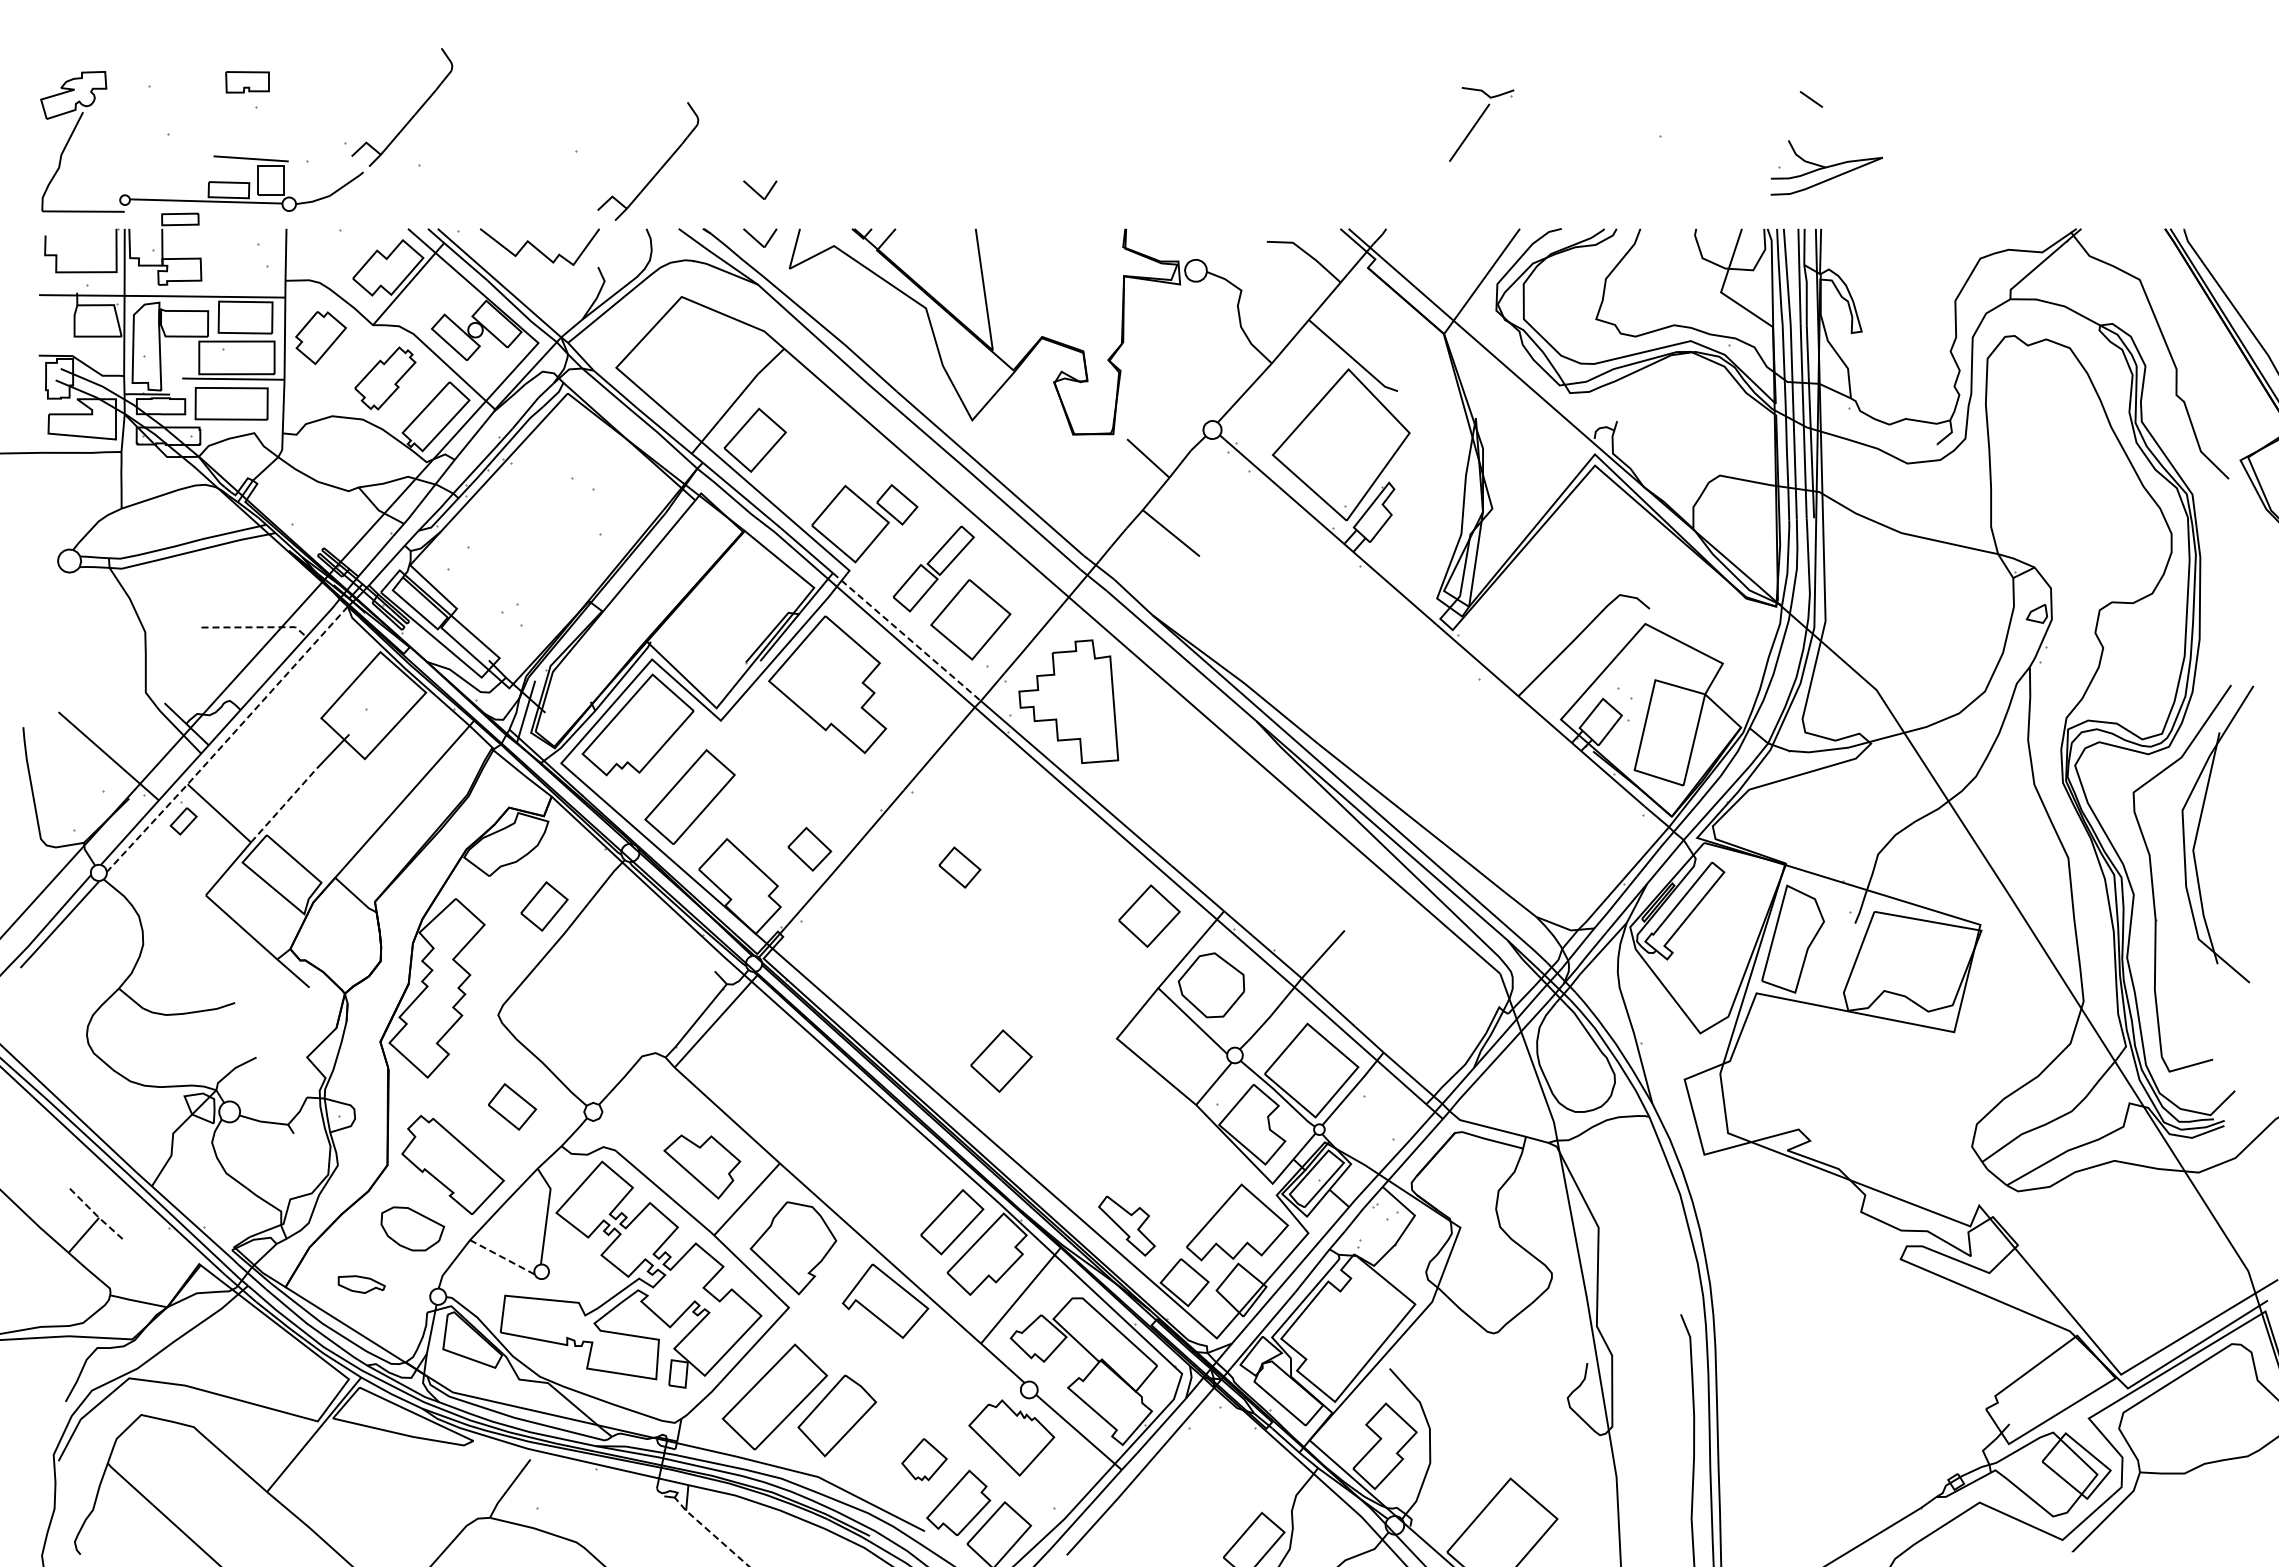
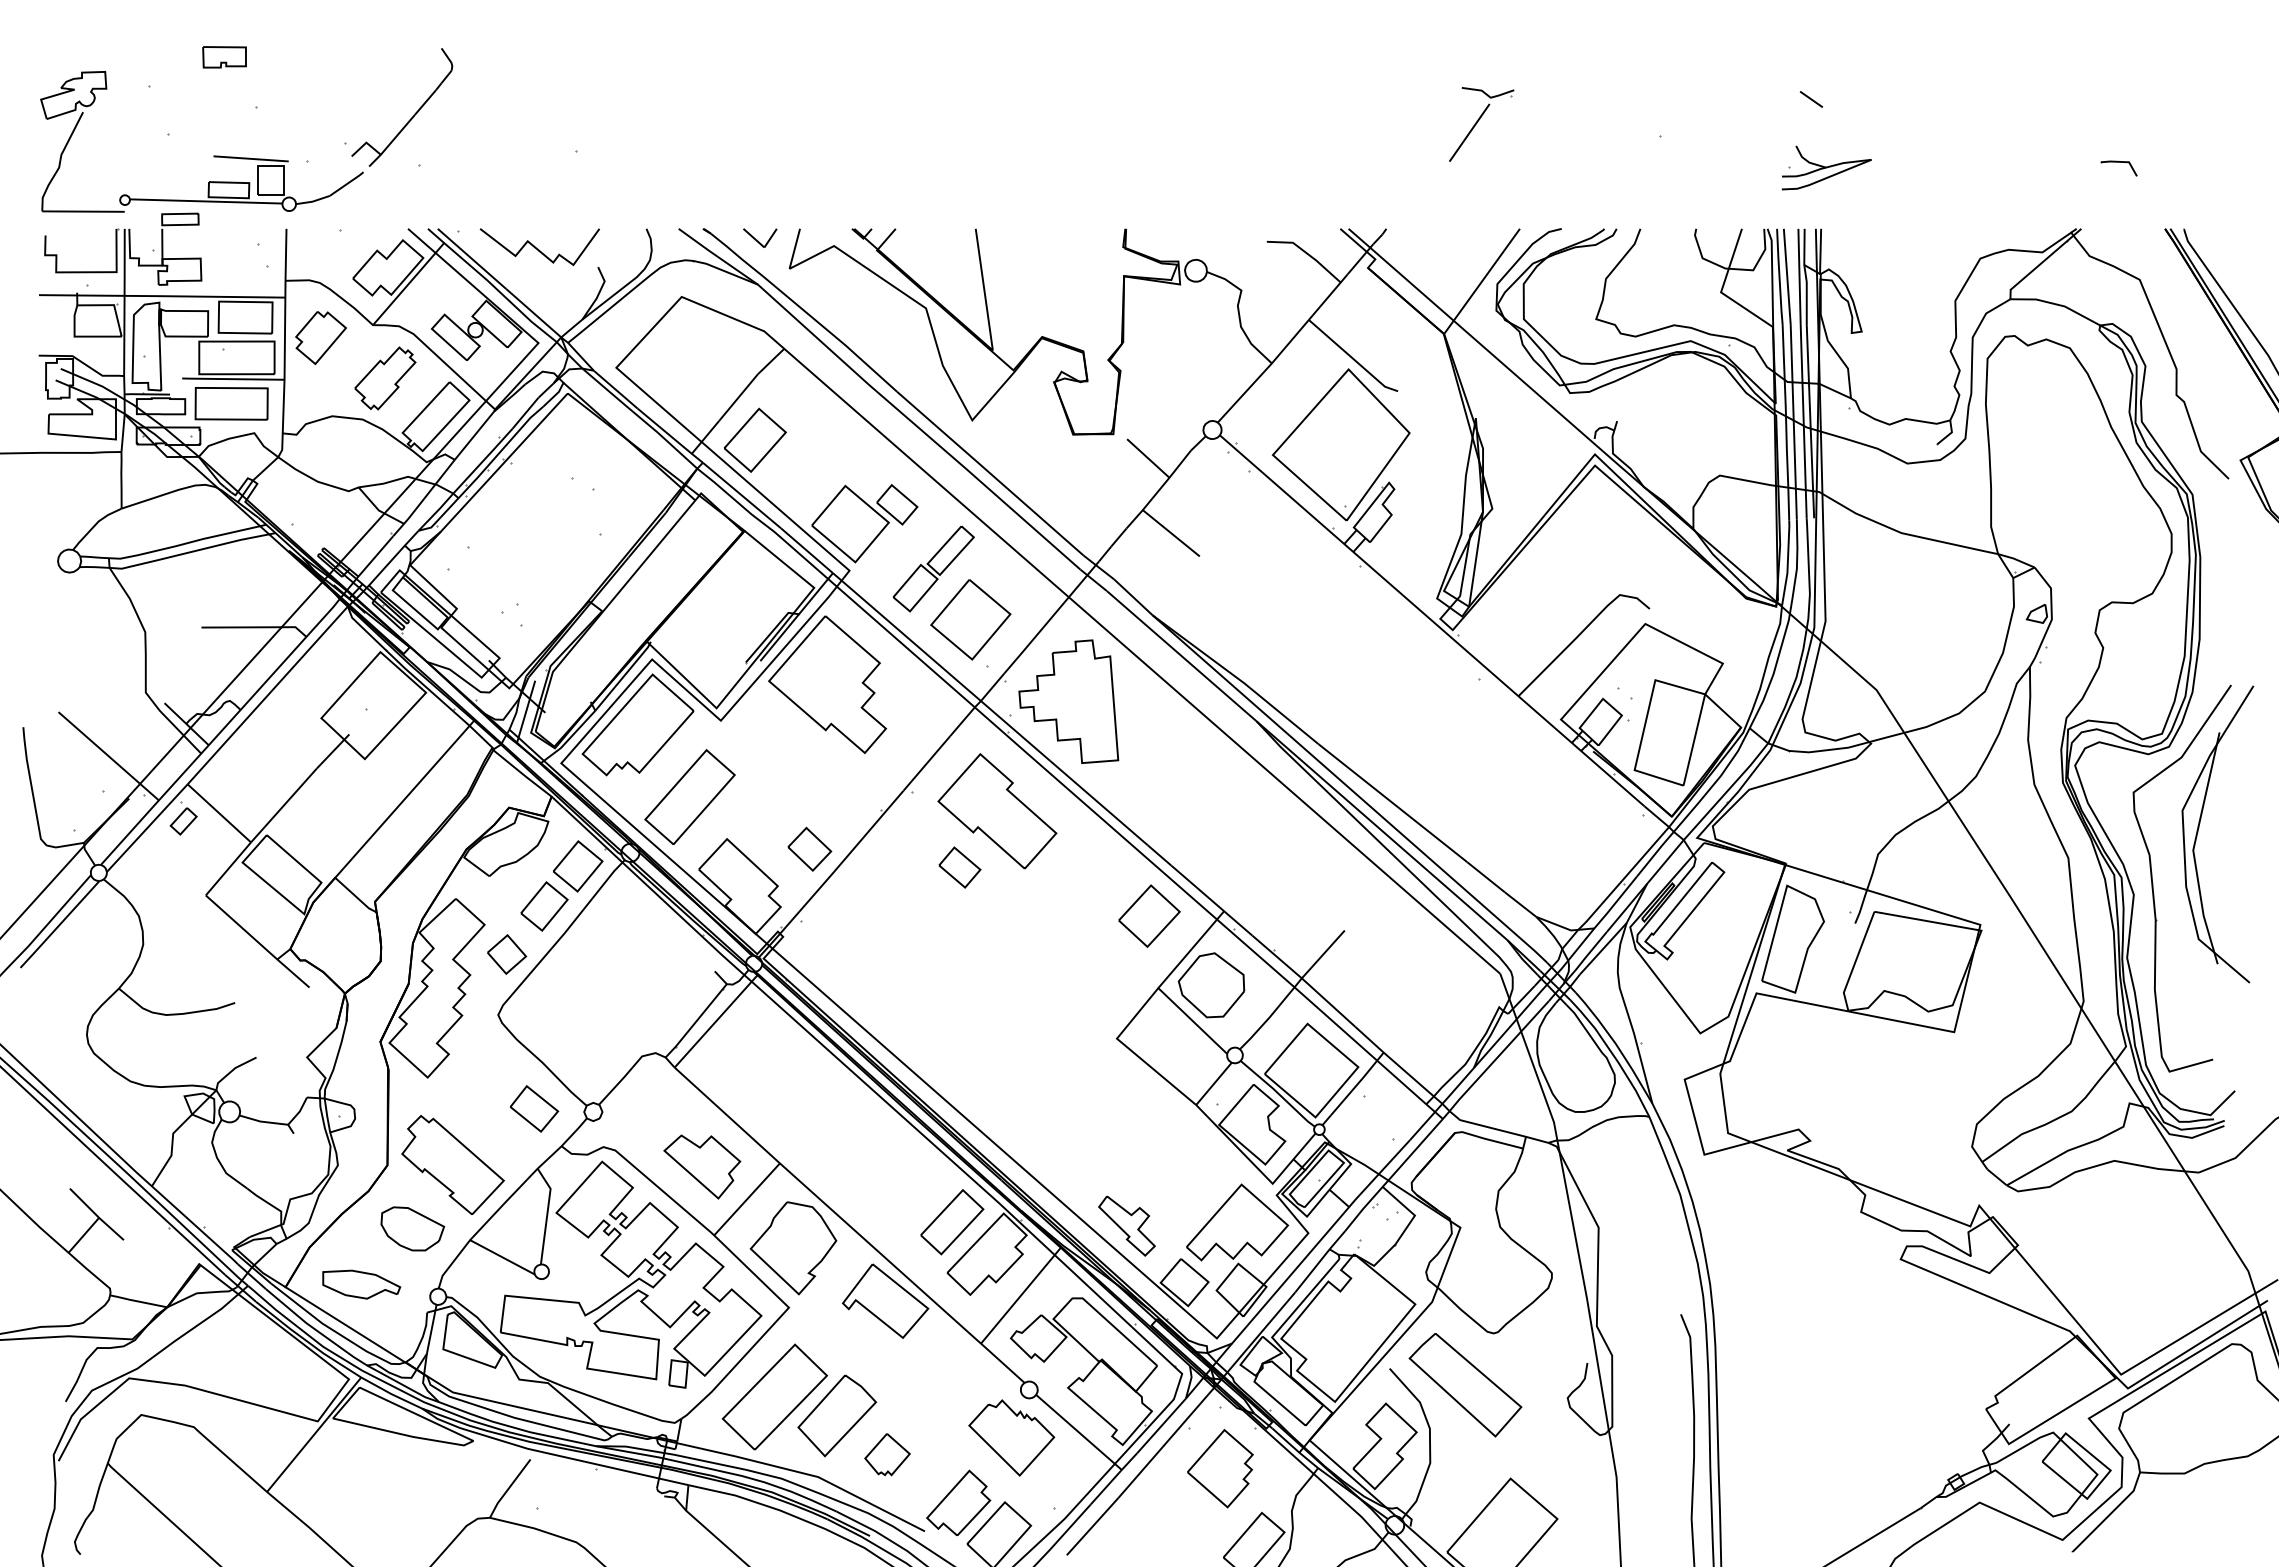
part position: (247, 82) -> (224, 57) (224, 57)
part: present -> none (660, 167)
part size: 113x56 px -> 91x46 px (1826, 167)
part: none -> present (2118, 168)
part: present -> none (760, 189)
line: dashed -> solid (256, 627)
line: dashed -> solid (906, 637)
line: dashed -> solid (227, 739)
line: dashed -> solid (283, 805)
part: none -> present (997, 811)
part: none -> present (578, 866)
part: none -> present (507, 954)
part: present -> none (1001, 1060)
part position: (512, 1106) -> (534, 1108) (534, 1108)
line: dashed -> solid (97, 1215)
line: dashed -> solid (502, 1257)
part size: 49x19 px -> 80x31 px (361, 1284)
part: none -> present (1465, 1385)
part position: (924, 1459) -> (887, 1454) (887, 1454)
part: none -> present (1220, 1468)
line: dashed -> solid (710, 1532)
